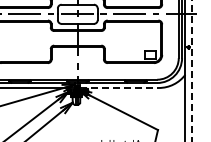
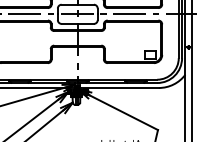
line: dashed -> solid (192, 70)
line: dashed -> solid (120, 87)
